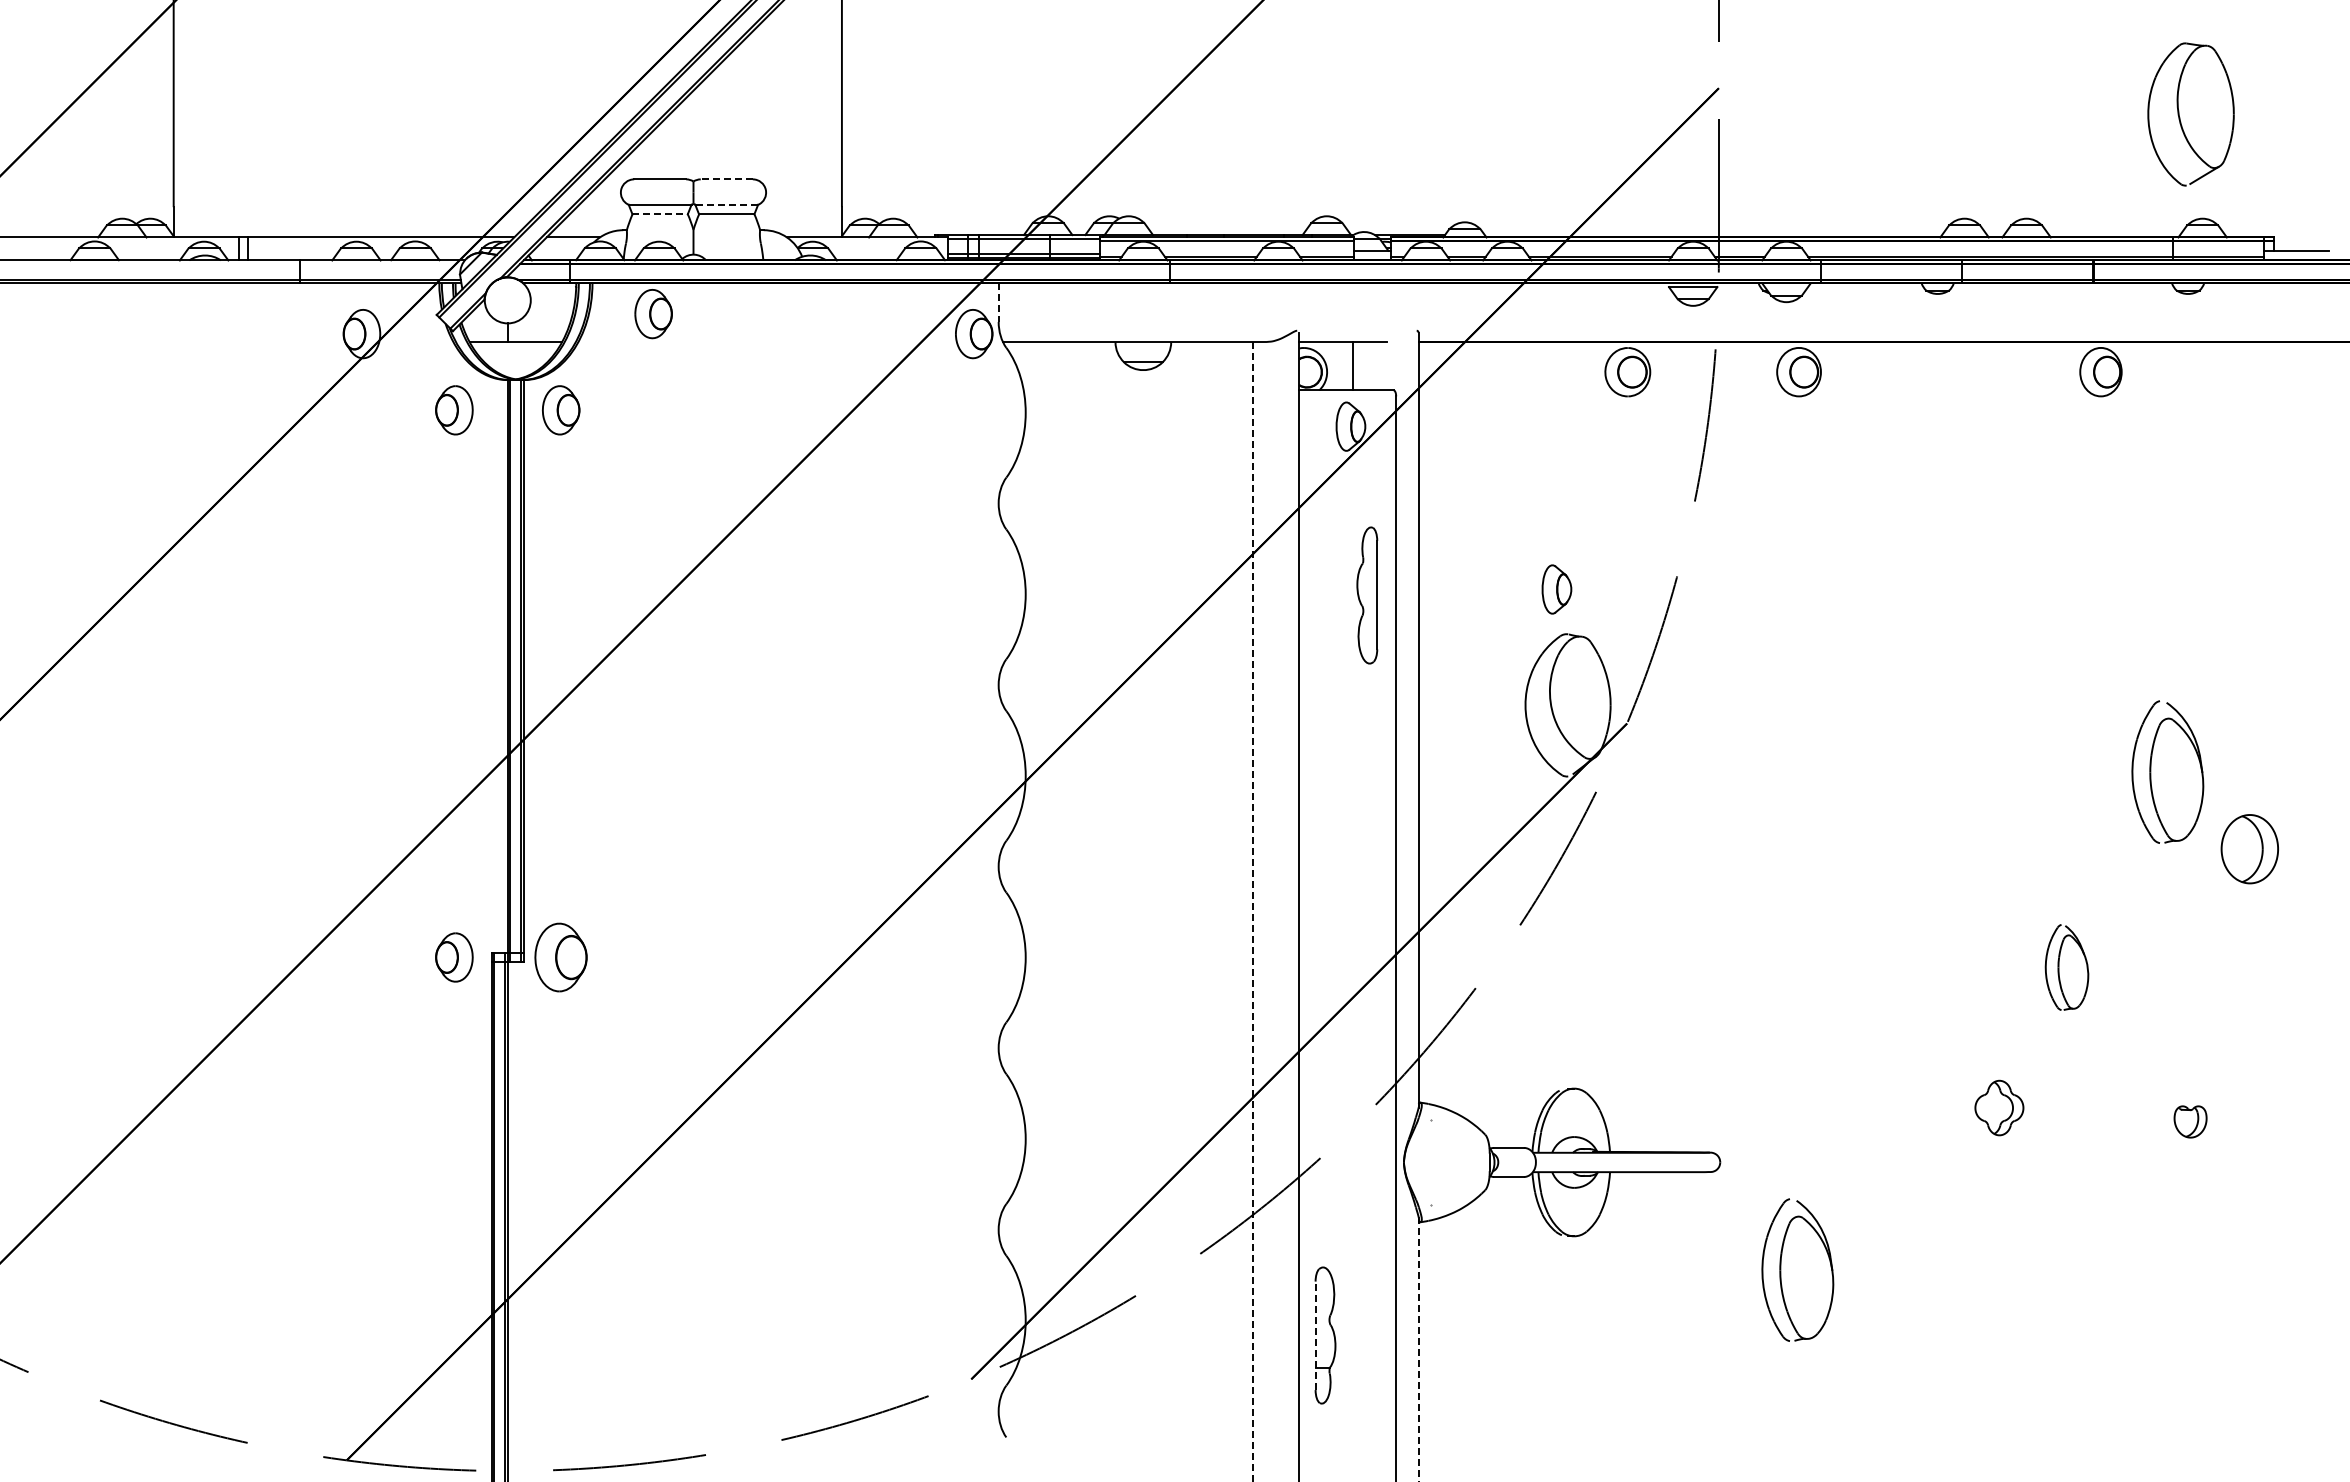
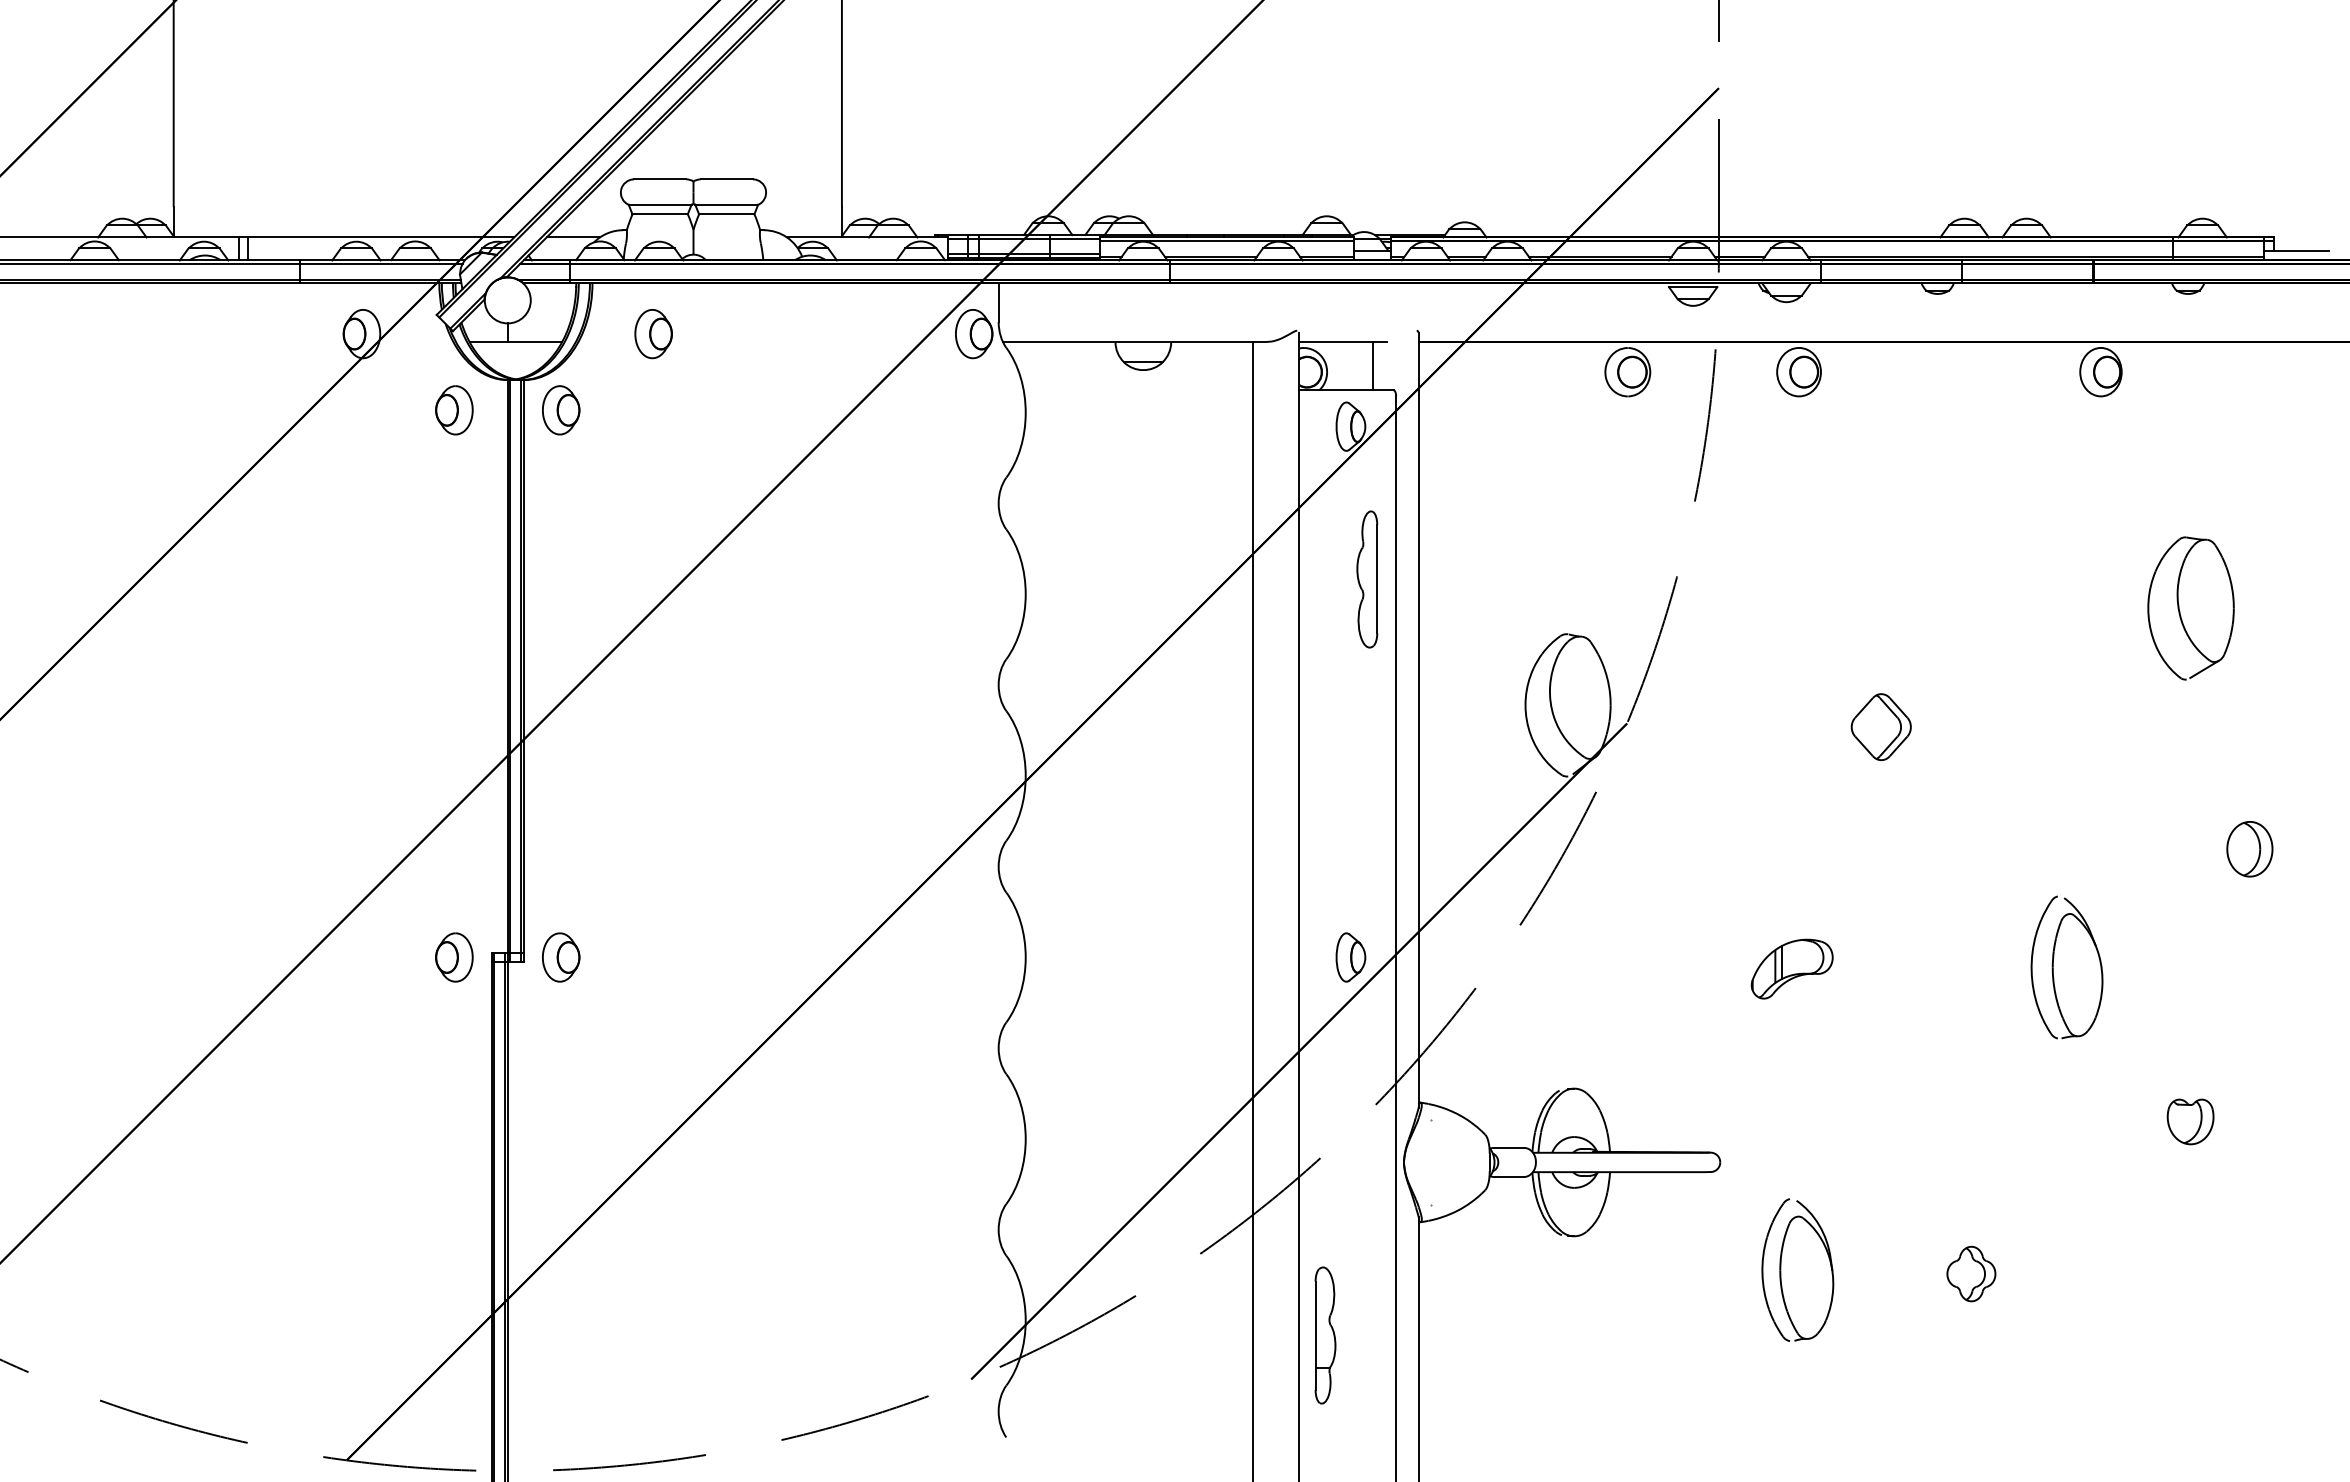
part position: (2190, 114) -> (2190, 608) (2190, 608)
line: dashed -> solid (726, 179)
line: dashed -> solid (726, 204)
line: dashed -> solid (660, 214)
line: none -> present (232, 264)
line: dashed -> solid (998, 303)
part position: (653, 314) -> (653, 334) (653, 334)
line position: (1352, 365) -> (1372, 365) (1372, 365)
part position: (1556, 589) -> (1350, 957) (1350, 957)
part position: (1367, 595) -> (1367, 579) (1367, 579)
part: none -> present (1880, 726)
part: present -> none (2167, 771)
part size: 59x71 px -> 48x57 px (2249, 849)
line: dashed -> solid (1253, 911)
part size: 54x71 px -> 39x51 px (561, 957)
part size: 46x87 px -> 74x145 px (2066, 967)
part: none -> present (1791, 968)
part position: (1999, 1107) -> (1971, 1273) (1971, 1273)
part size: 35x34 px -> 49x48 px (2190, 1121)
line: dashed -> solid (1315, 1335)
line: dashed -> solid (1418, 1349)
